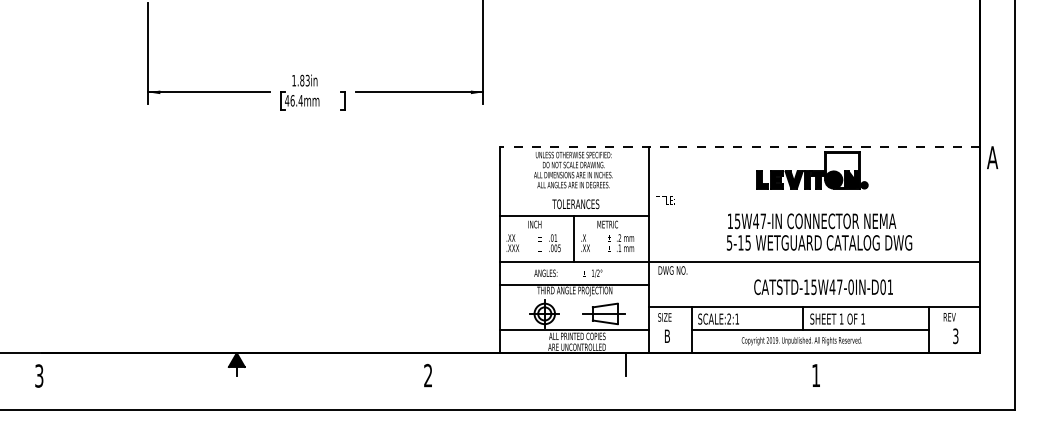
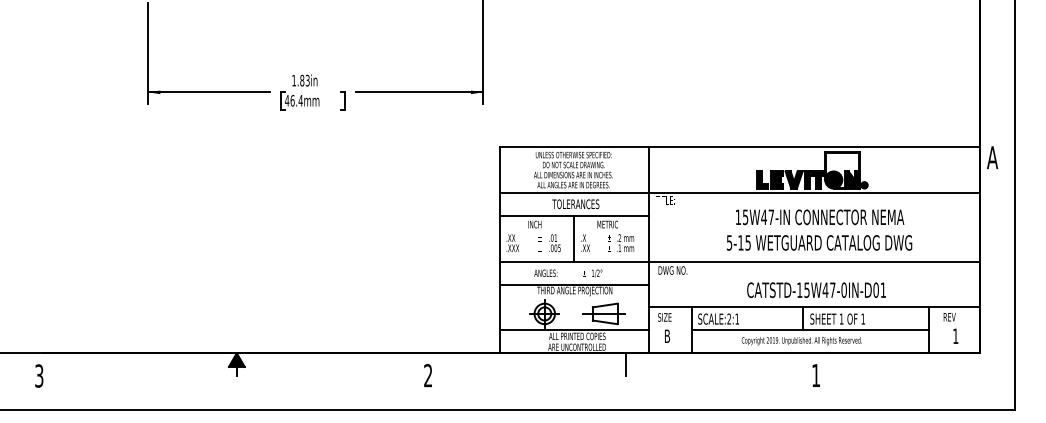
line: dashed -> solid (739, 147)
line: none -> present (739, 193)
text position: (812, 221) -> (820, 217) (820, 217)
text position: (823, 287) -> (816, 290) (816, 290)
text: 3 -> 1 (955, 336)
